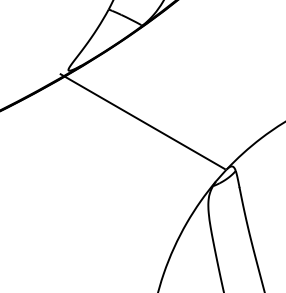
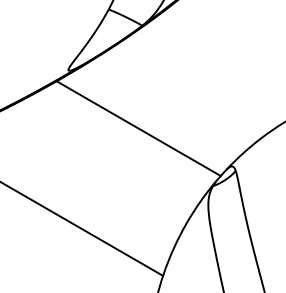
line position: (142, 121) -> (138, 128) (138, 128)
line: none -> present (82, 229)
